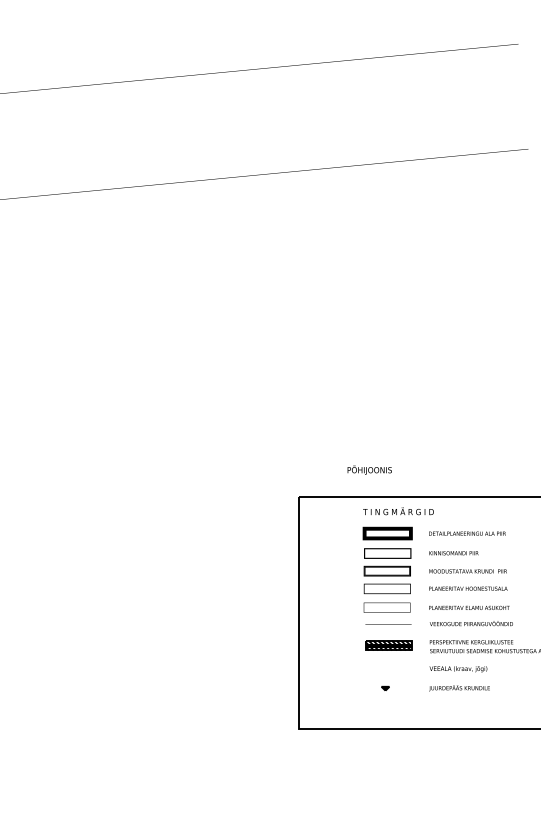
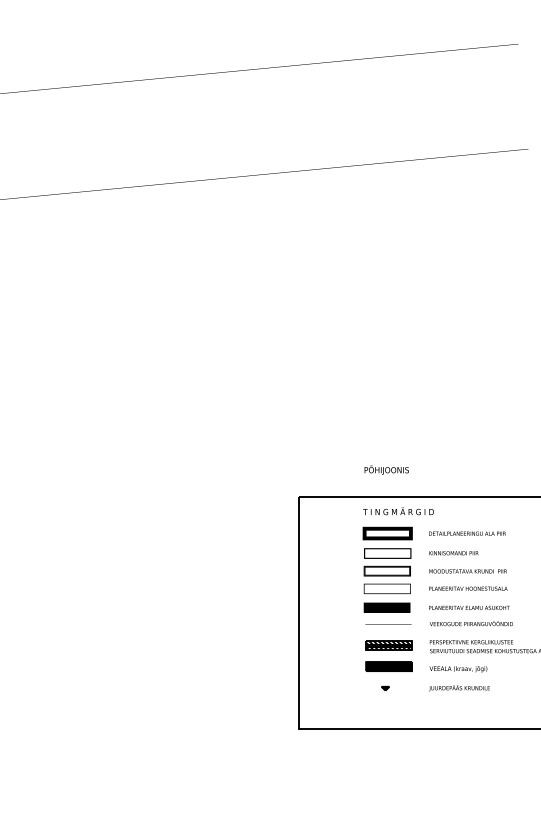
text position: (369, 469) -> (386, 469) (386, 469)
fill: none -> present (387, 607)
hatch: none -> present (388, 666)
